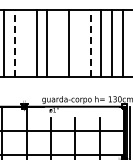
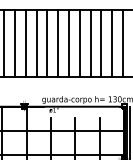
line: dashed -> solid (14, 43)
line: none -> present (25, 43)
line: none -> present (58, 43)
line: none -> present (79, 43)
line: dashed -> solid (90, 43)
